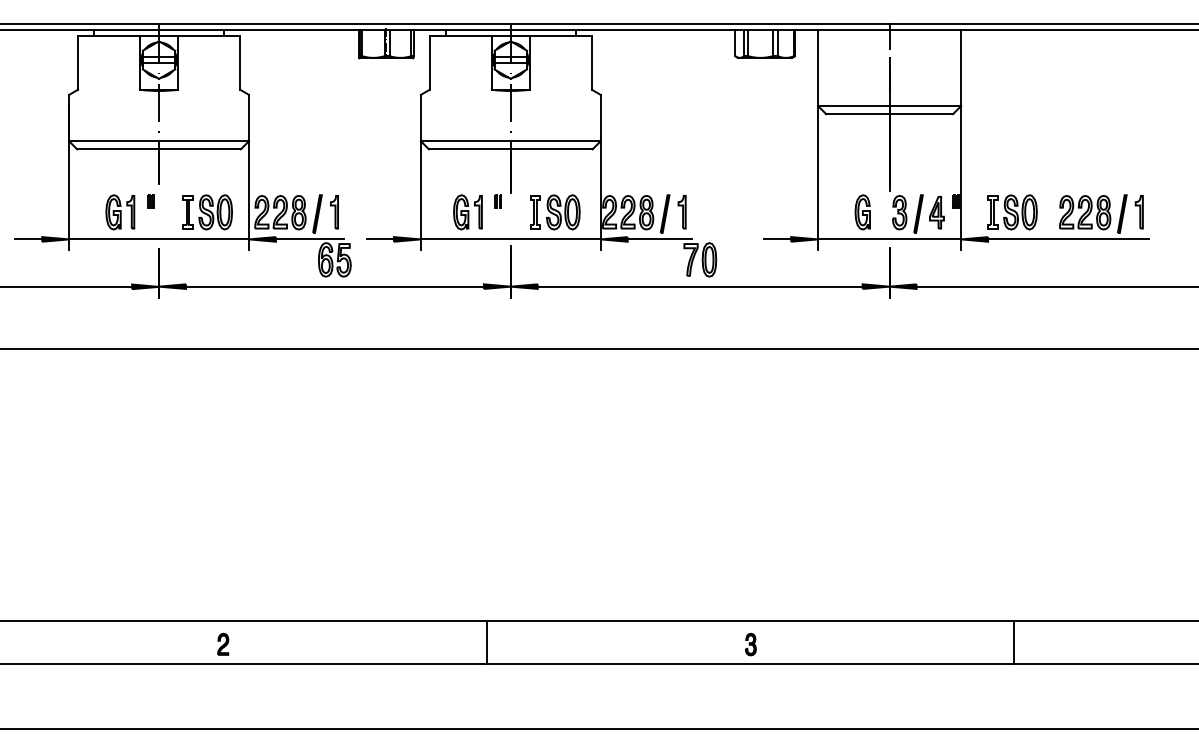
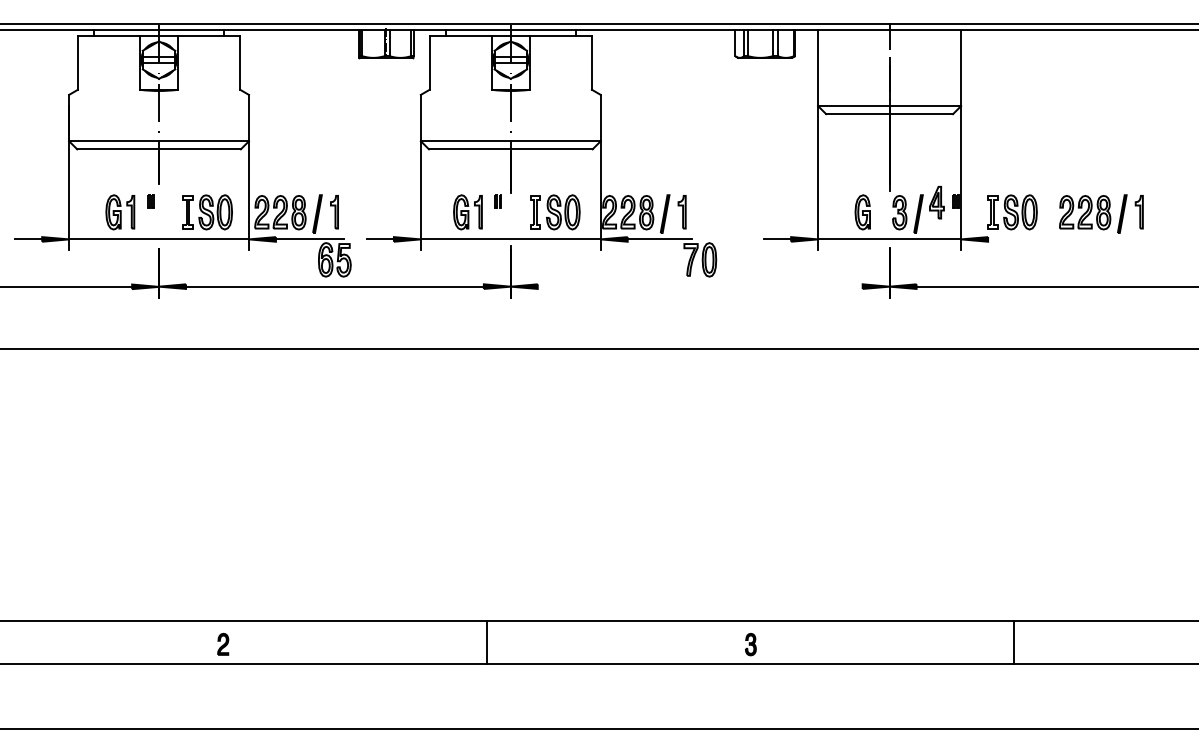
part position: (936, 212) -> (936, 202) (936, 202)
line: present -> none (1068, 239)
line: present -> none (699, 286)
